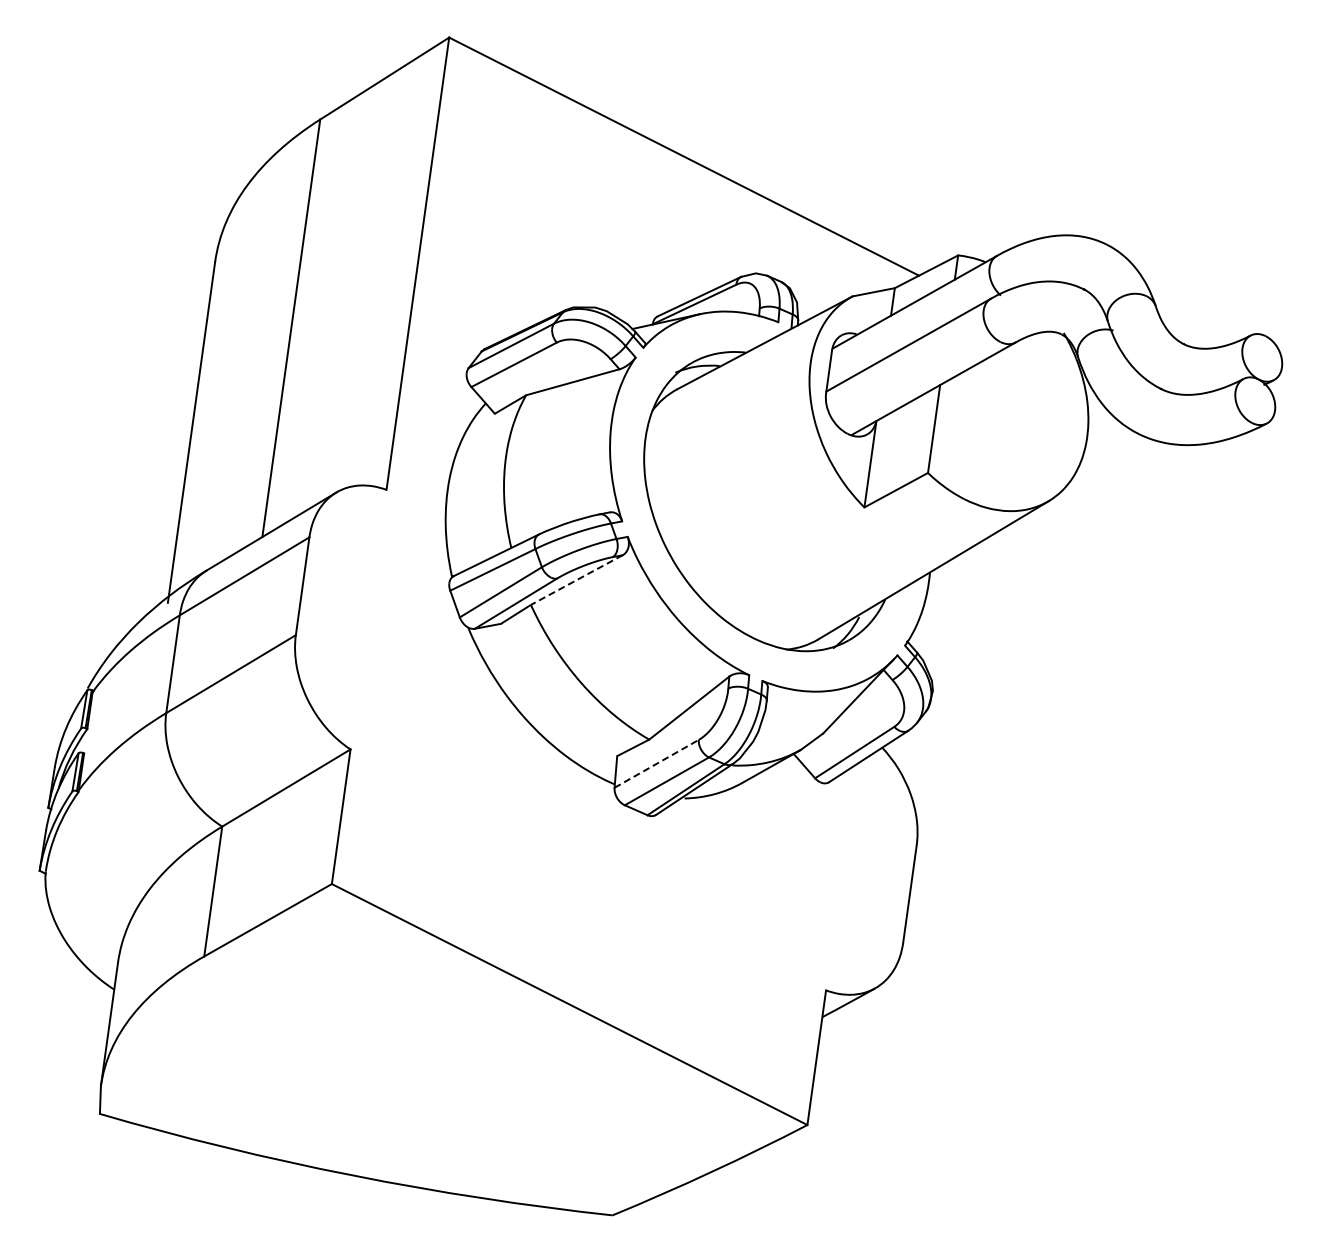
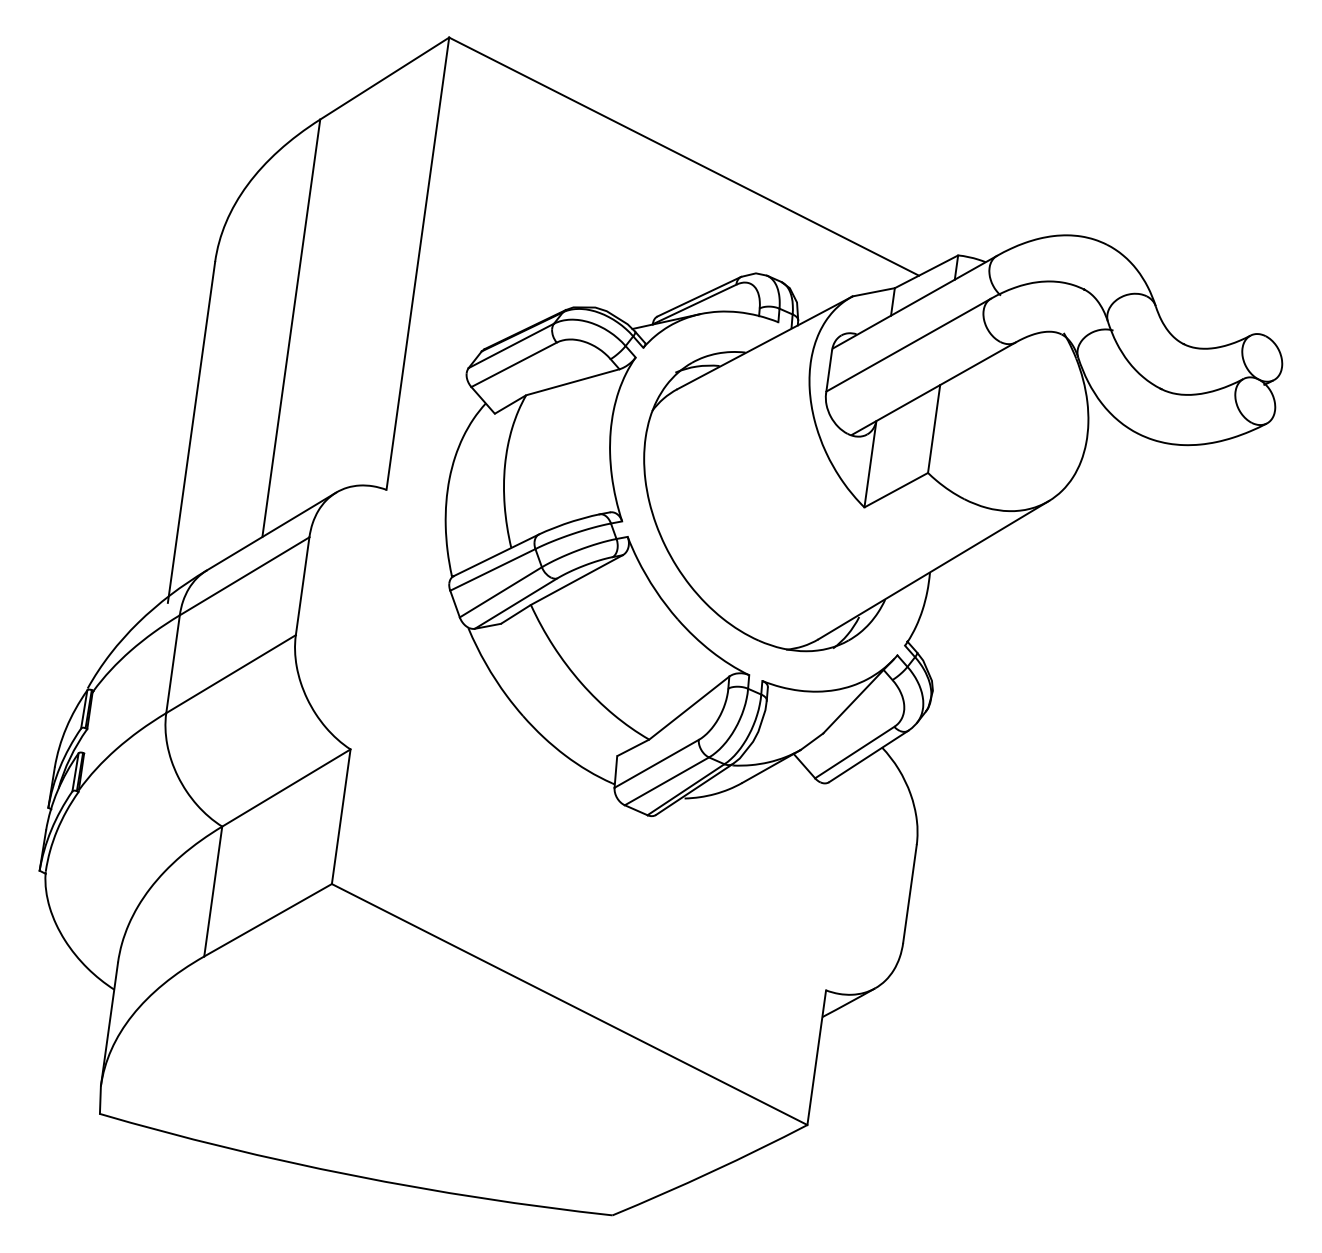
line: dashed -> solid (576, 580)
line: dashed -> solid (657, 763)
